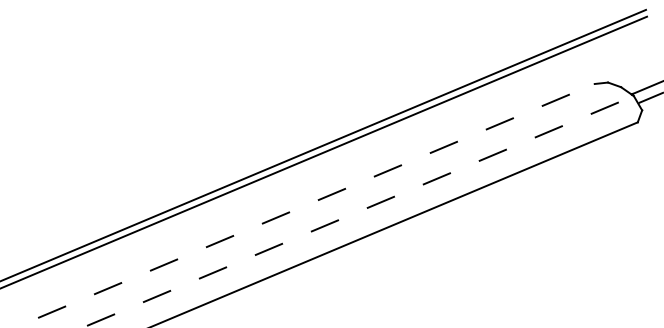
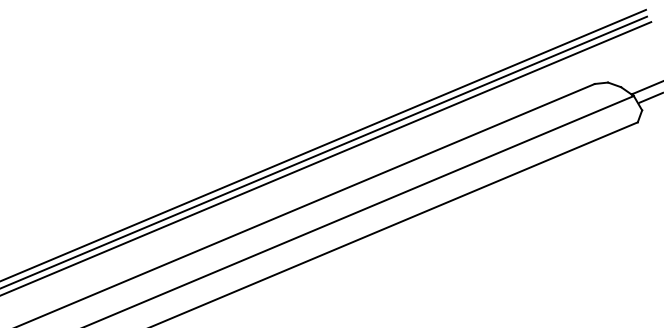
line: none -> present (326, 158)
line: dashed -> solid (305, 205)
line: dashed -> solid (358, 211)
